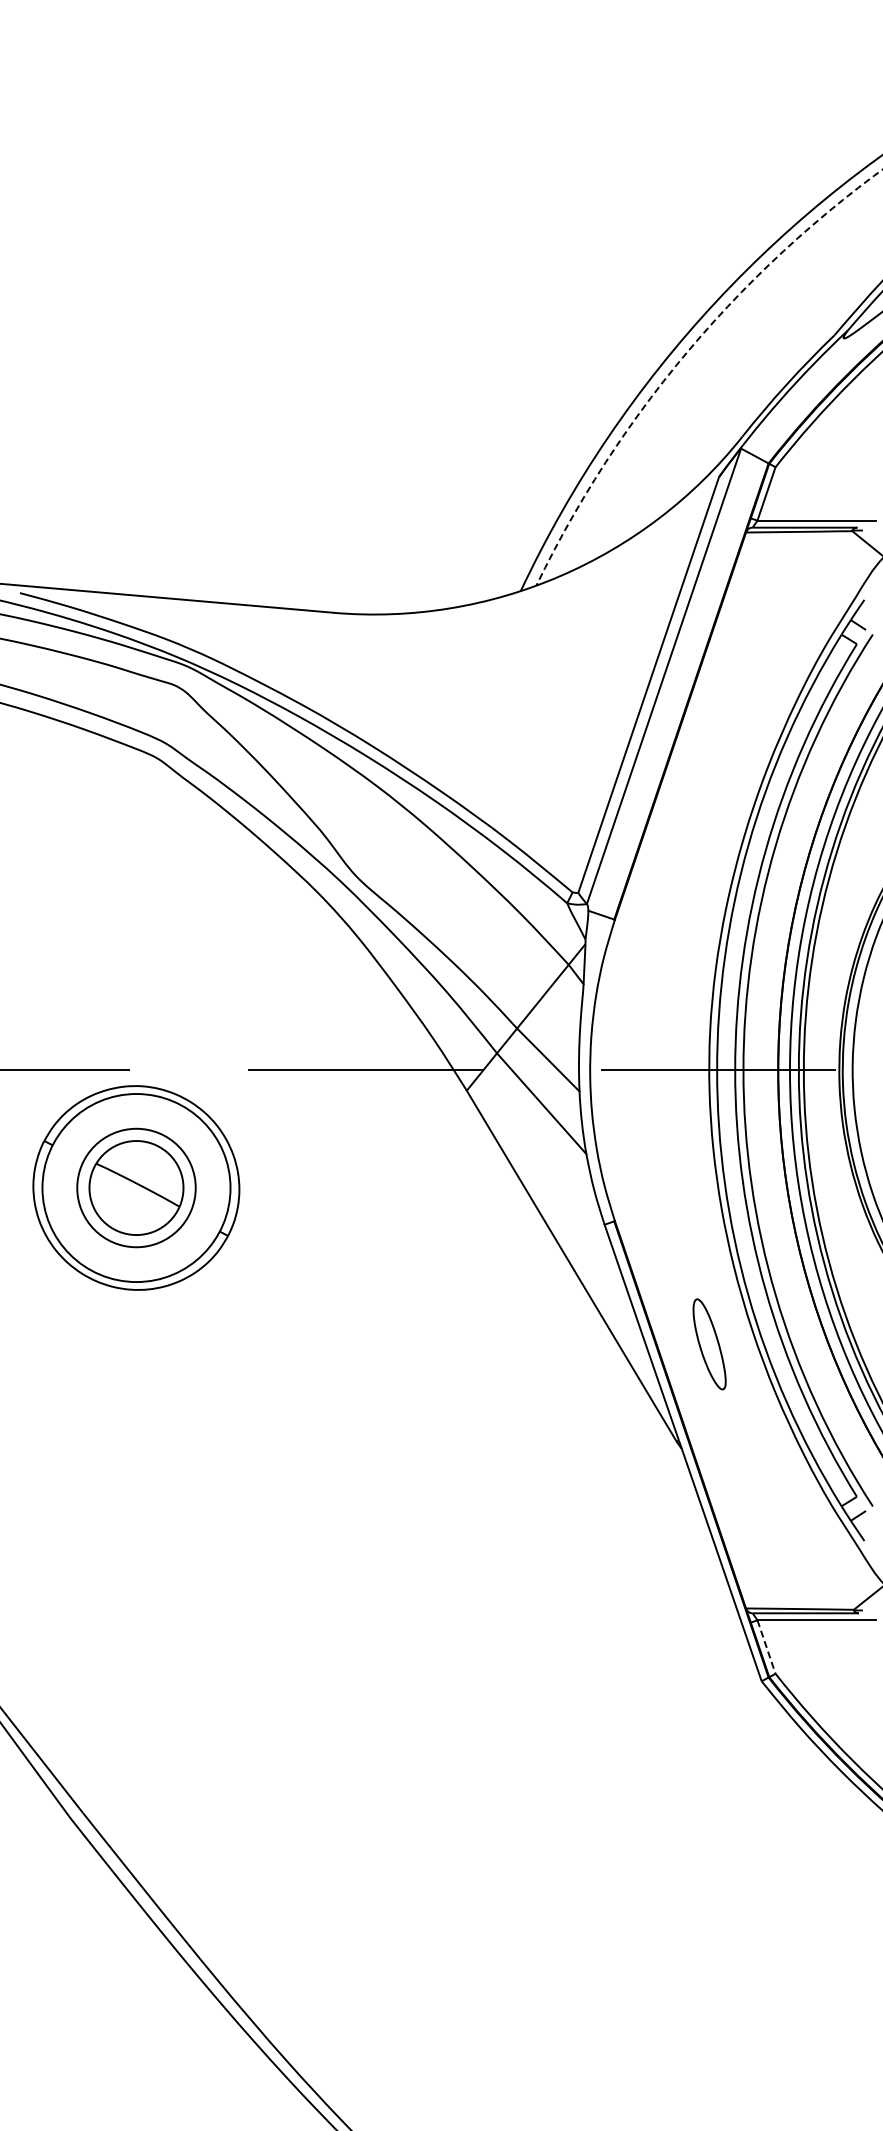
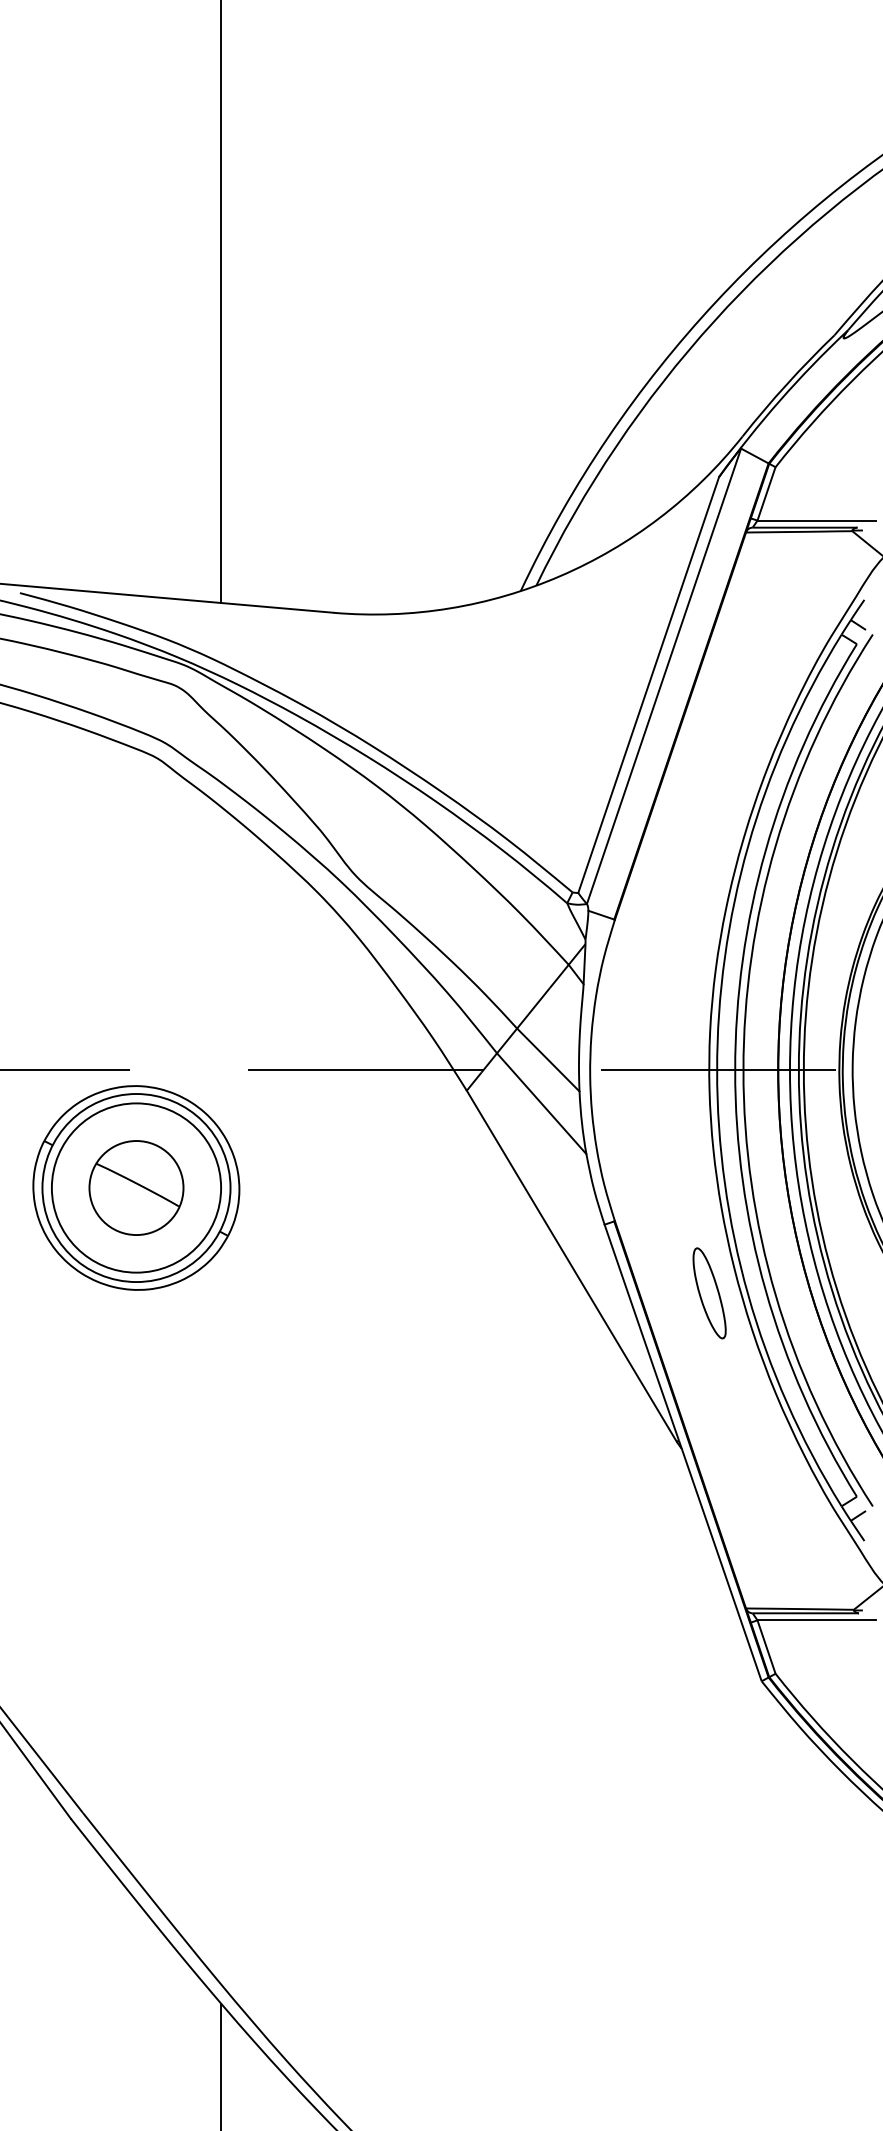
line: none -> present (221, 302)
arc: dashed -> solid (684, 355)
circle diameter: 118 px -> 169 px (136, 1187)
part position: (709, 1344) -> (709, 1293) (709, 1293)
line: dashed -> solid (766, 1647)
line: none -> present (221, 2065)
